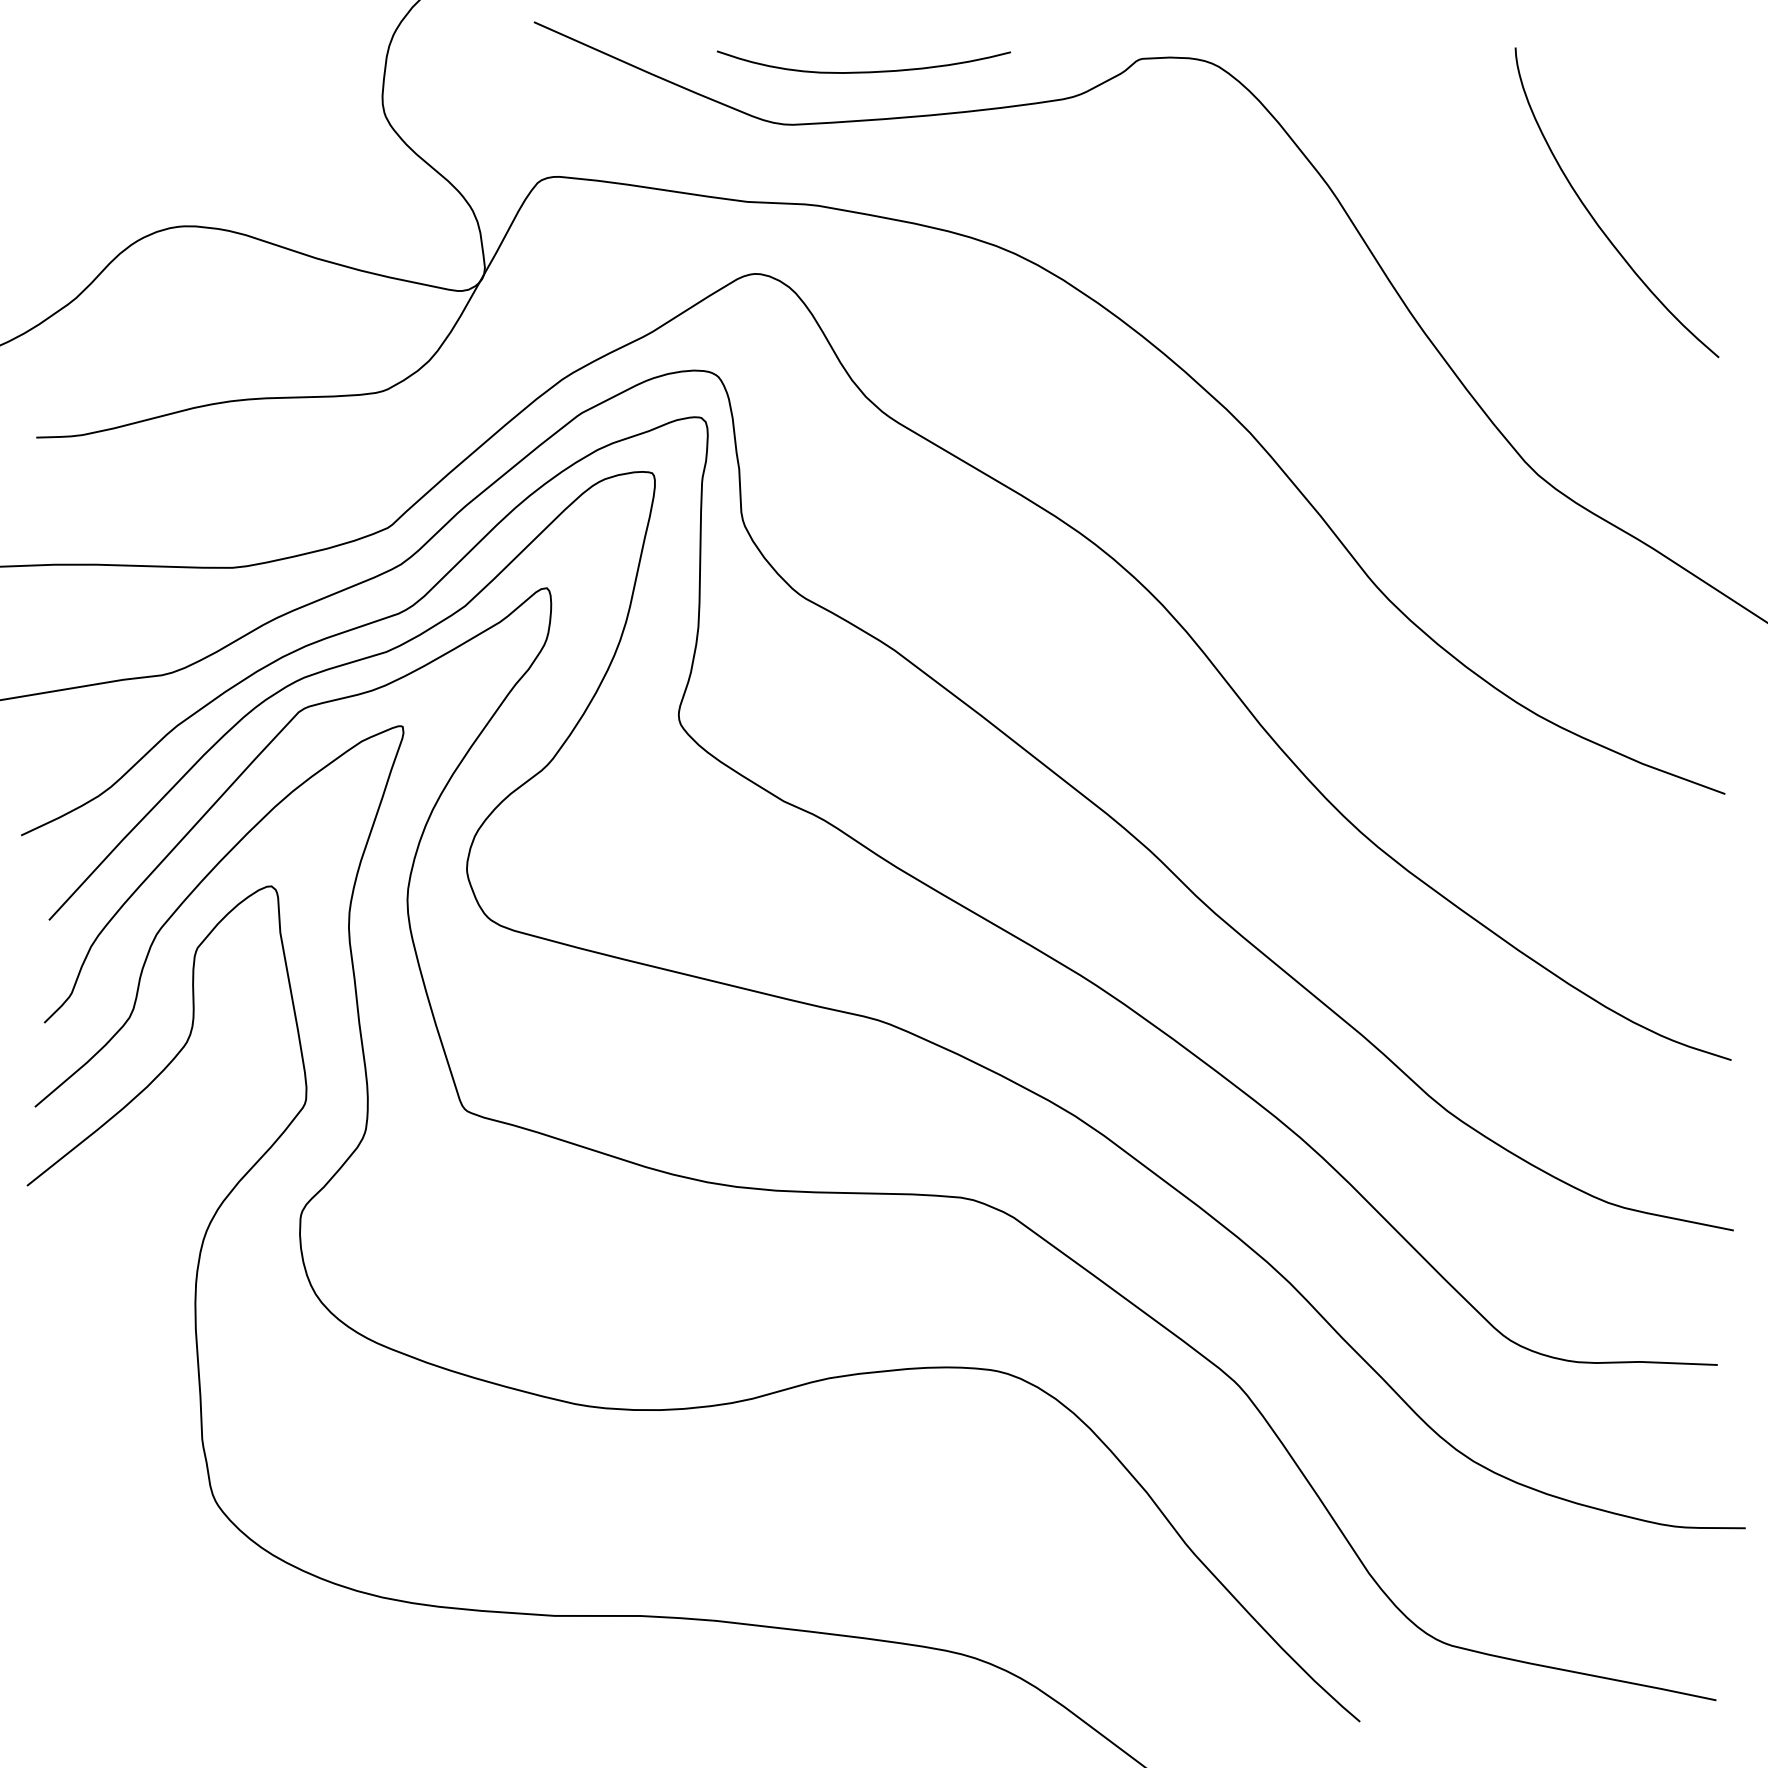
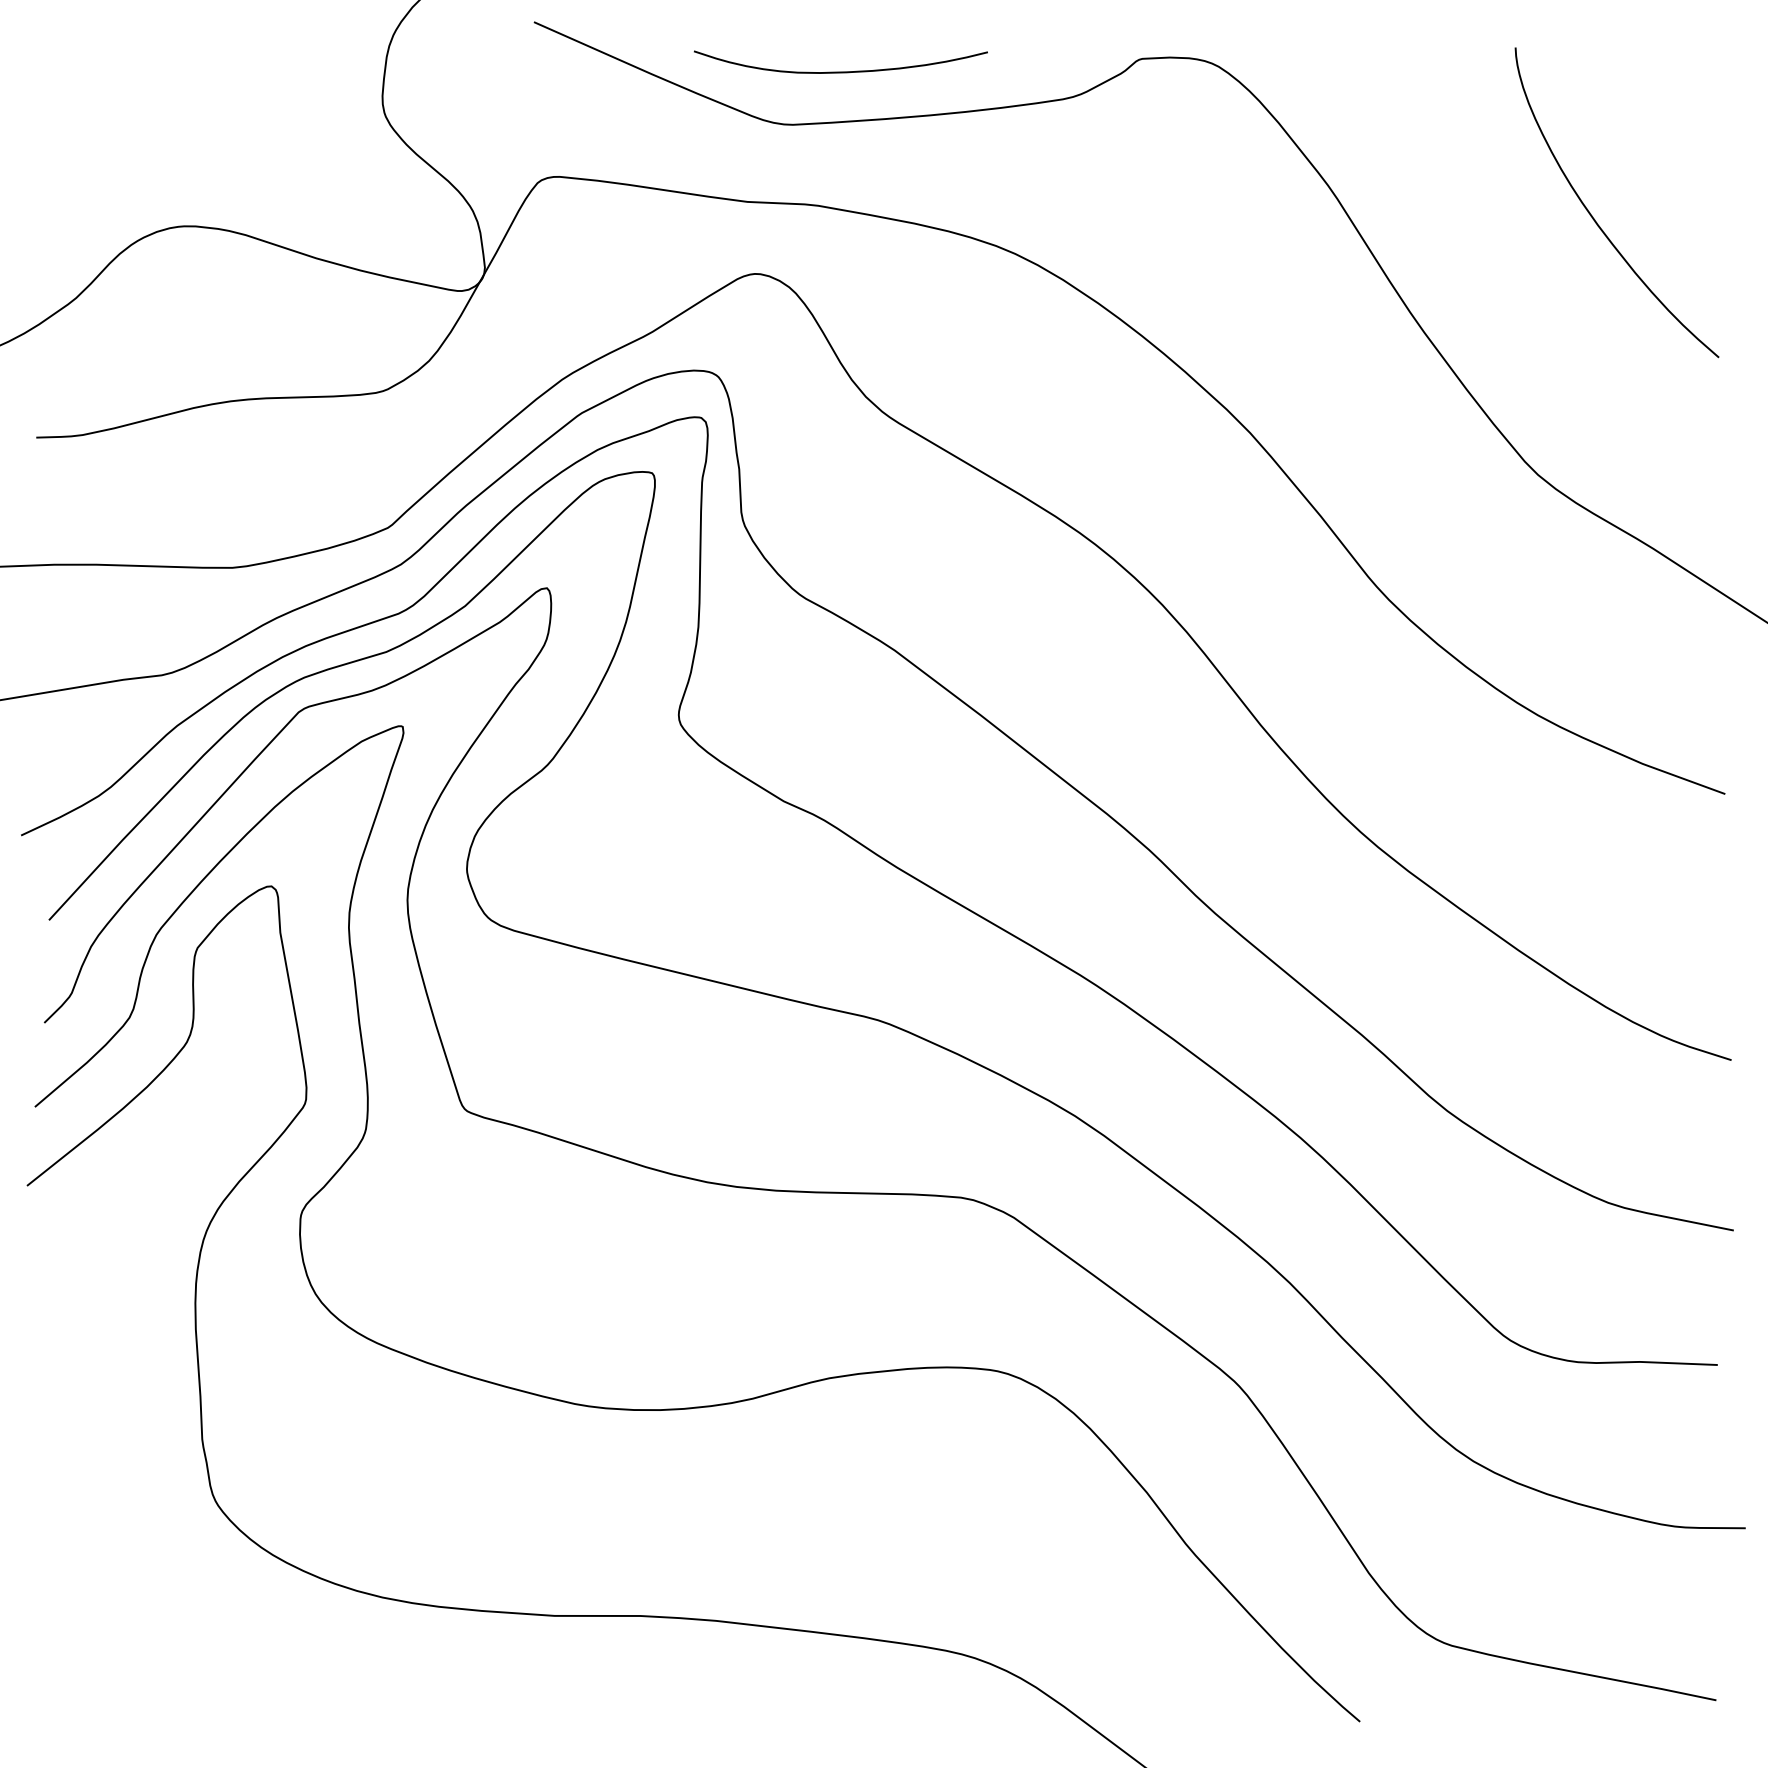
curve position: (863, 71) -> (840, 71) (840, 71)
